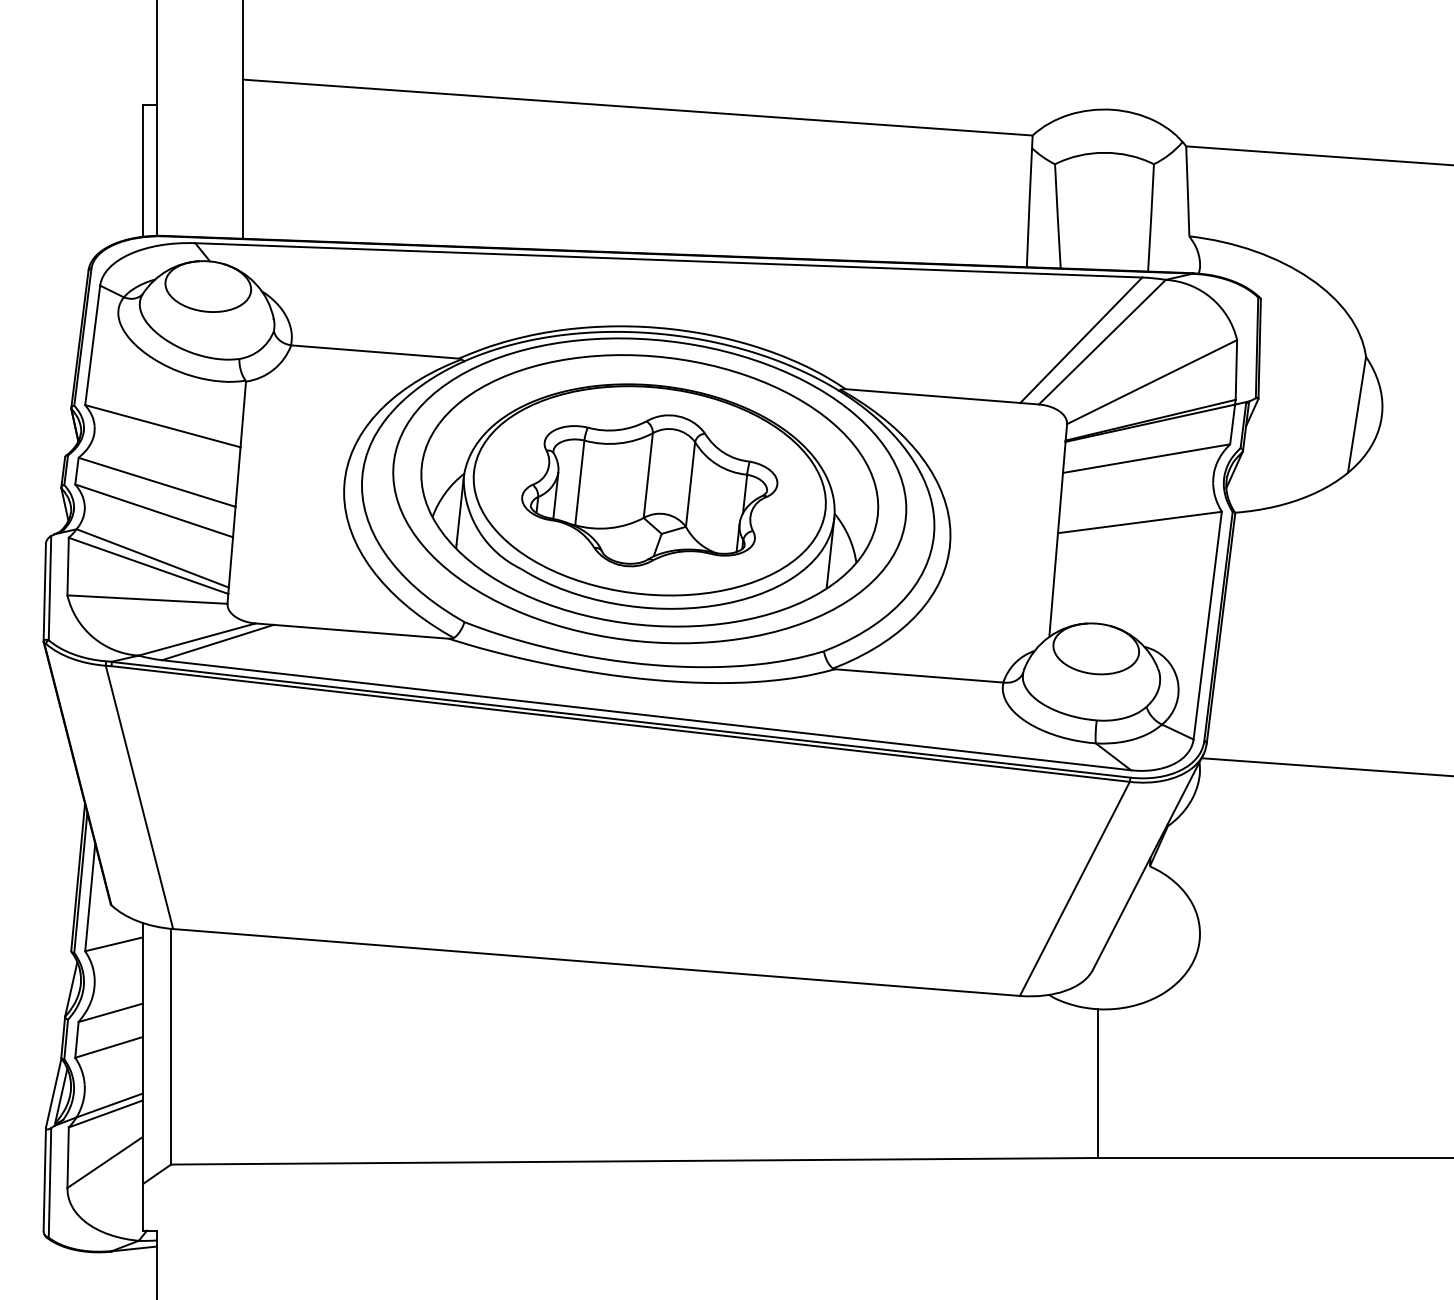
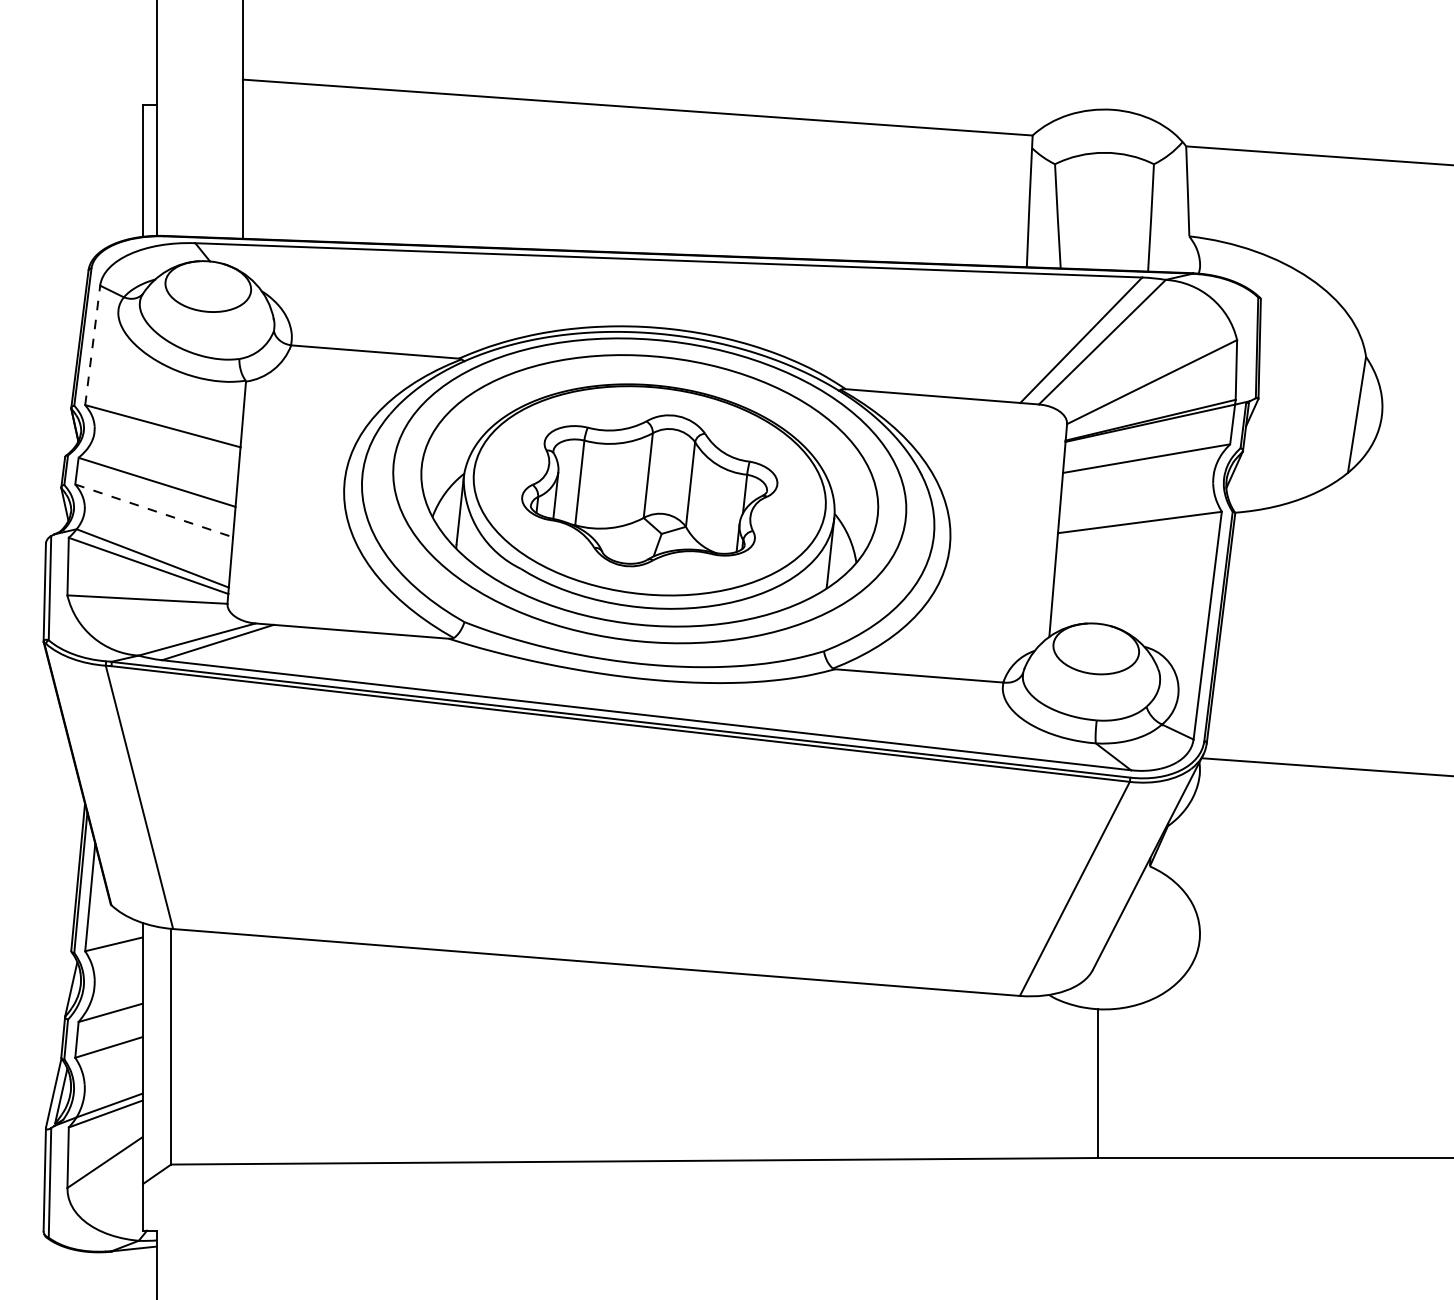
line: solid -> dashed (92, 344)
line: solid -> dashed (154, 511)
